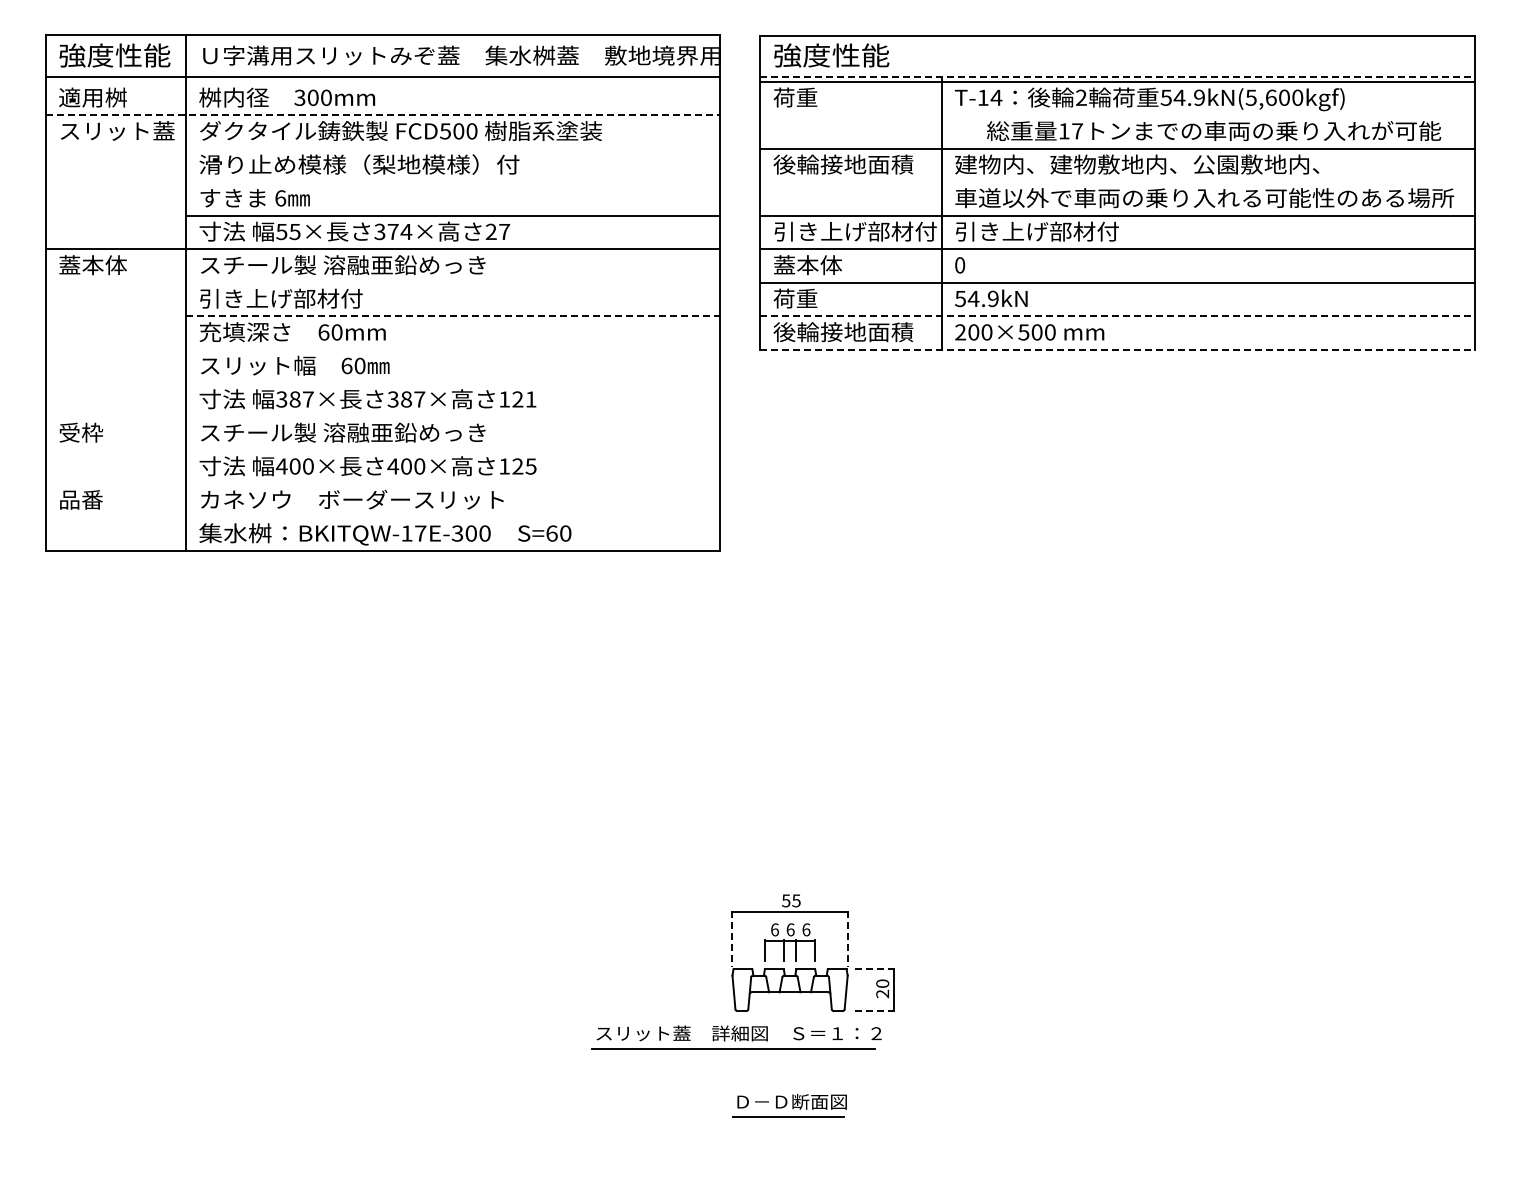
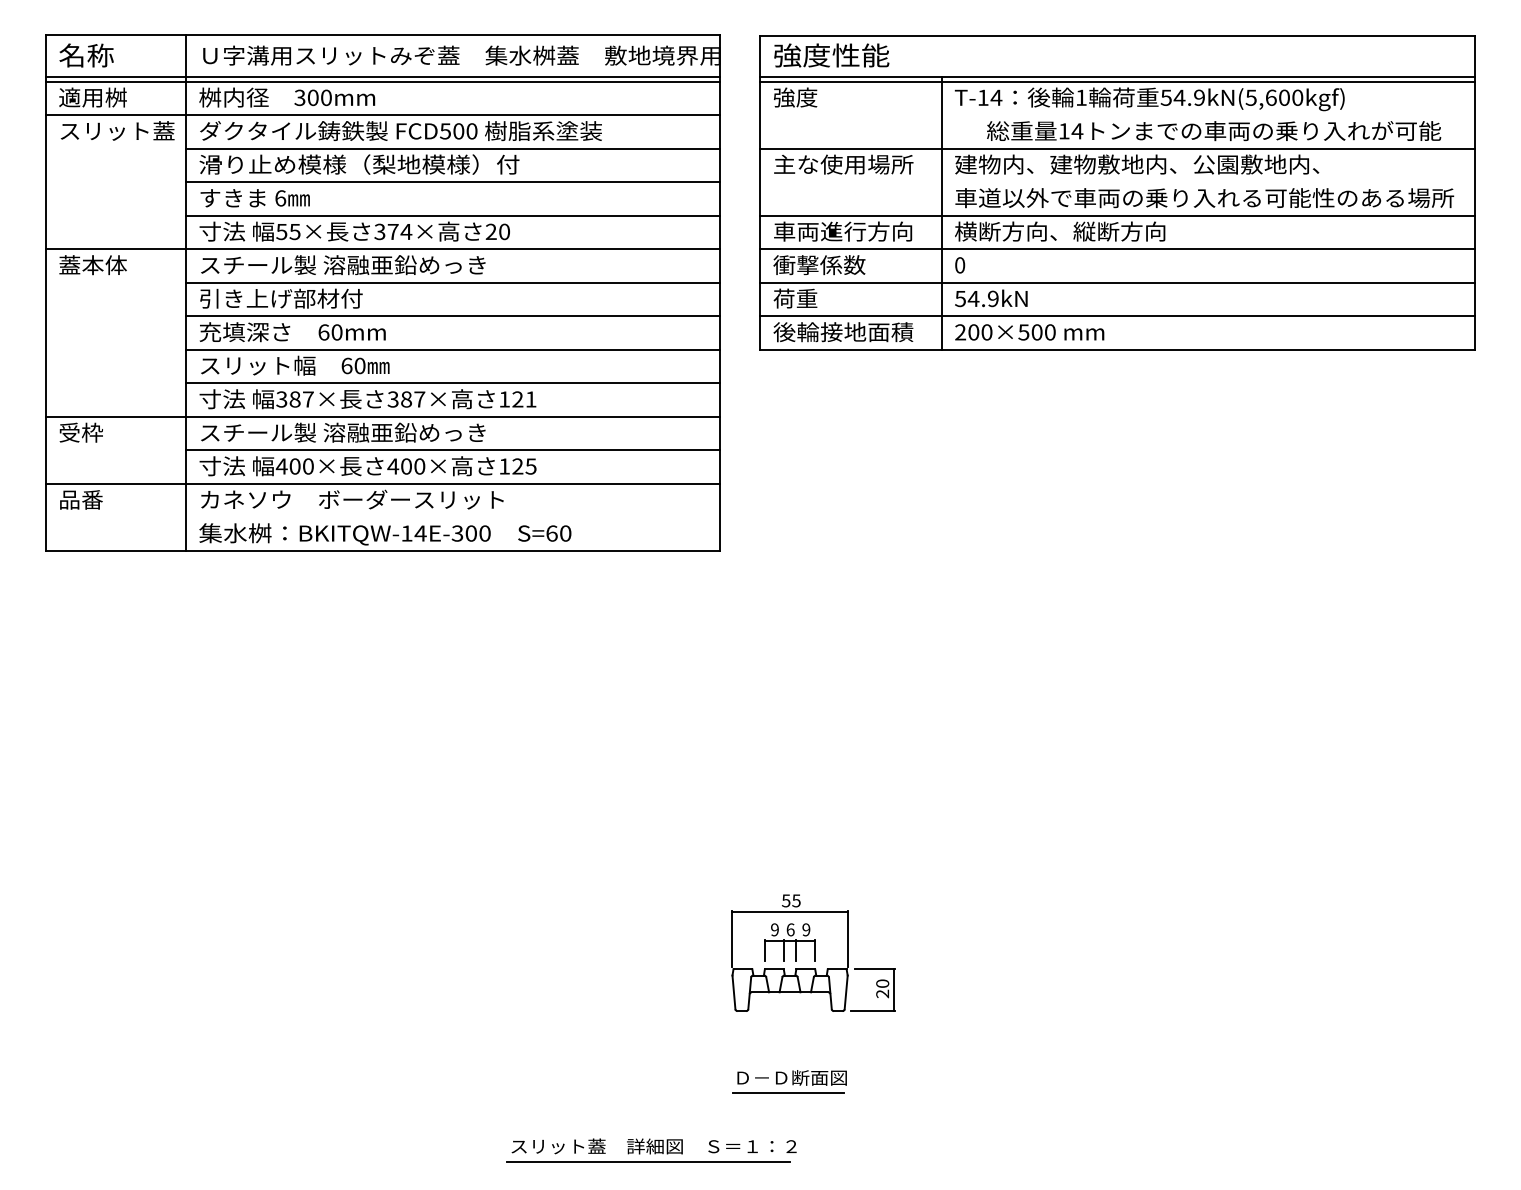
text: 強度性能 -> 名称 (114, 55)
line: dashed -> solid (1117, 77)
line: none -> present (382, 81)
text: 荷重 -> 強度 (795, 97)
text: 2 -> 1 (1081, 97)
line: dashed -> solid (382, 115)
text: 17 -> 14 (1077, 131)
line: none -> present (452, 148)
text: 後輪接地面積 -> 主な使用場所 (843, 164)
line: none -> present (452, 182)
text: 27 -> 20 (504, 231)
text: 引き上げ部材付 -> 車両進行方向 (855, 231)
text: 引き上げ部材付 -> 横断方向、縦断方向 (1060, 231)
text: 蓋本体 -> 衝撃係数 (819, 265)
line: none -> present (452, 282)
line: dashed -> solid (452, 316)
line: dashed -> solid (1117, 316)
line: none -> present (452, 349)
line: dashed -> solid (1117, 349)
line: none -> present (452, 383)
line: none -> present (382, 416)
line: none -> present (452, 450)
line: none -> present (382, 483)
text: BKITQW-17E-300 -> BKITQW-14E-300 (420, 533)
text: 6 -> 9 (774, 929)
text: 6 -> 9 (806, 929)
line: dashed -> solid (732, 939)
line: dashed -> solid (847, 939)
line: dashed -> solid (874, 969)
line: dashed -> solid (872, 1011)
part position: (736, 1037) -> (651, 1150) (651, 1150)
part position: (789, 1105) -> (789, 1081) (789, 1081)
